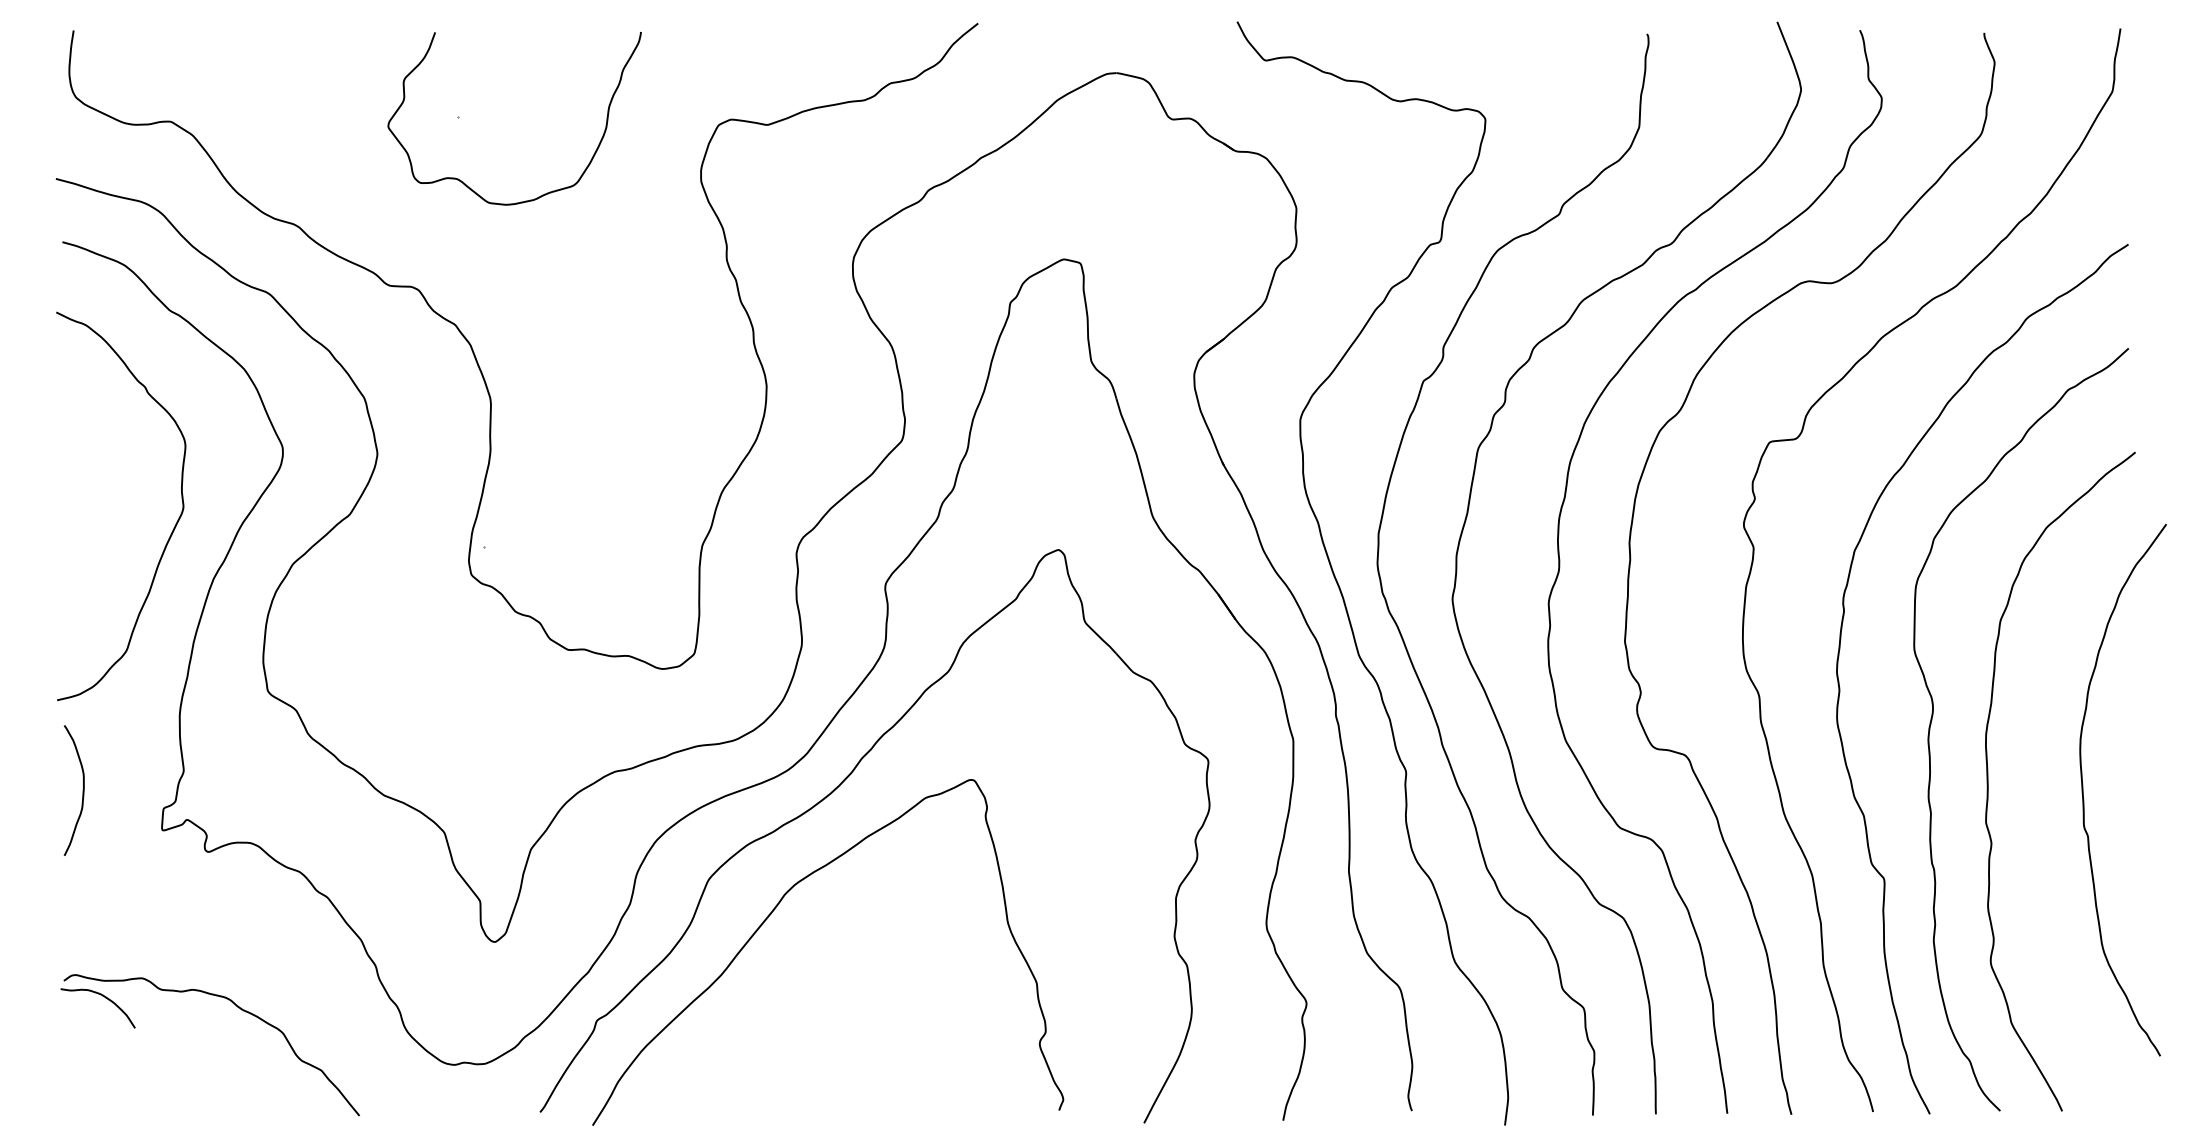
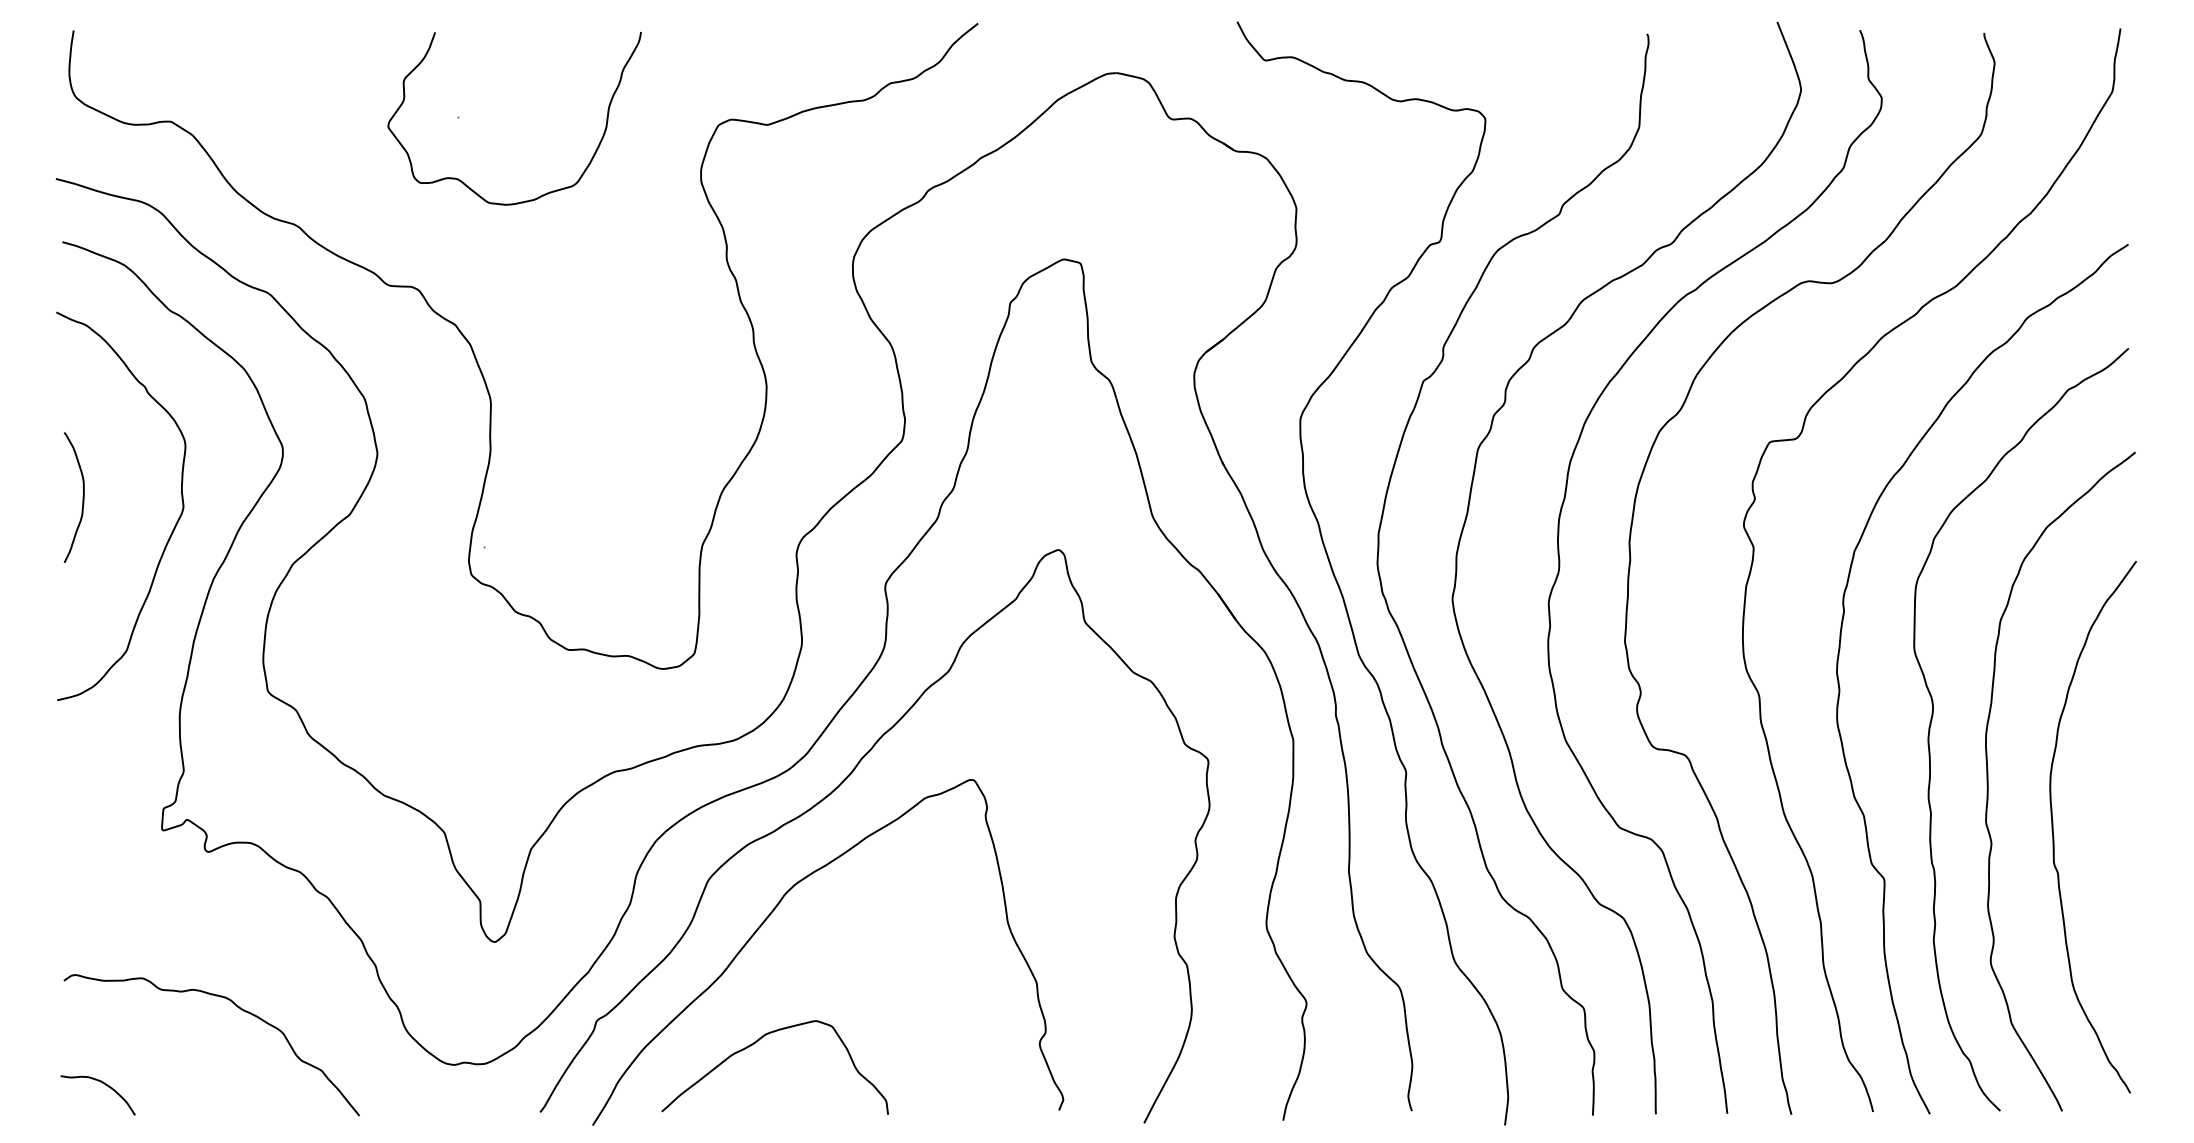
curve position: (2083, 789) -> (2053, 826) (2053, 826)
curve position: (82, 790) -> (82, 497) (82, 497)
curve position: (105, 998) -> (105, 1085) (105, 1085)
curve: none -> present (754, 1044)
